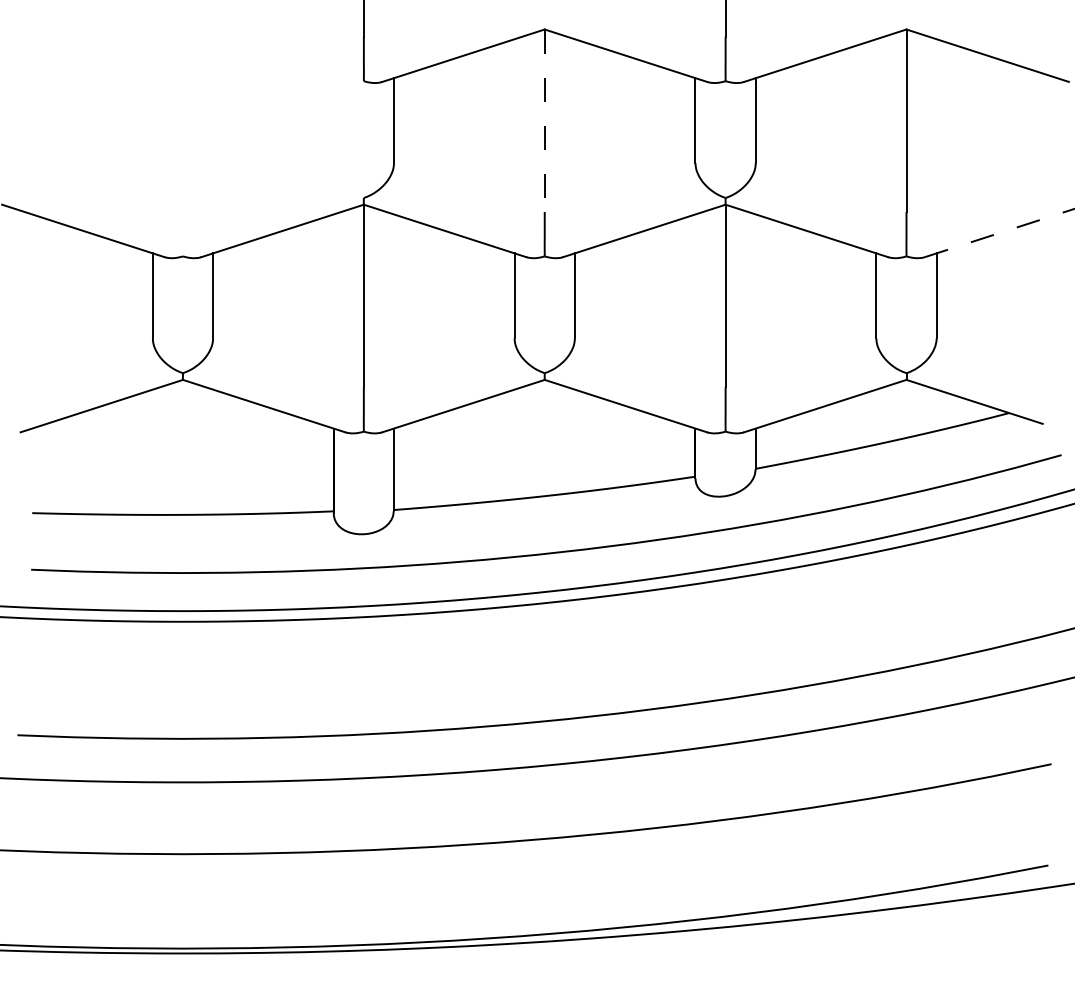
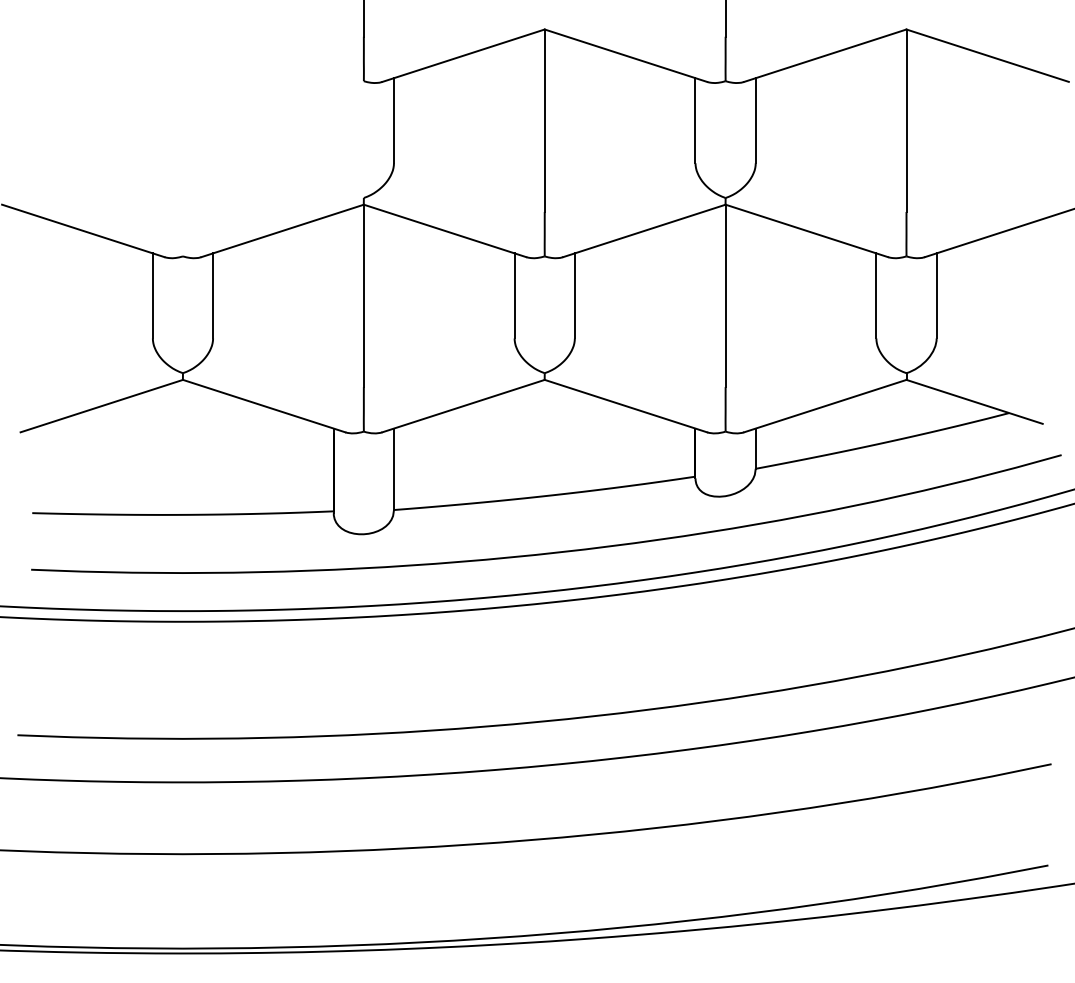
line: dashed -> solid (544, 121)
line: dashed -> solid (1000, 232)
